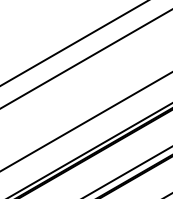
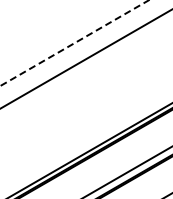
line: solid -> dashed (74, 43)
line: present -> none (85, 121)
